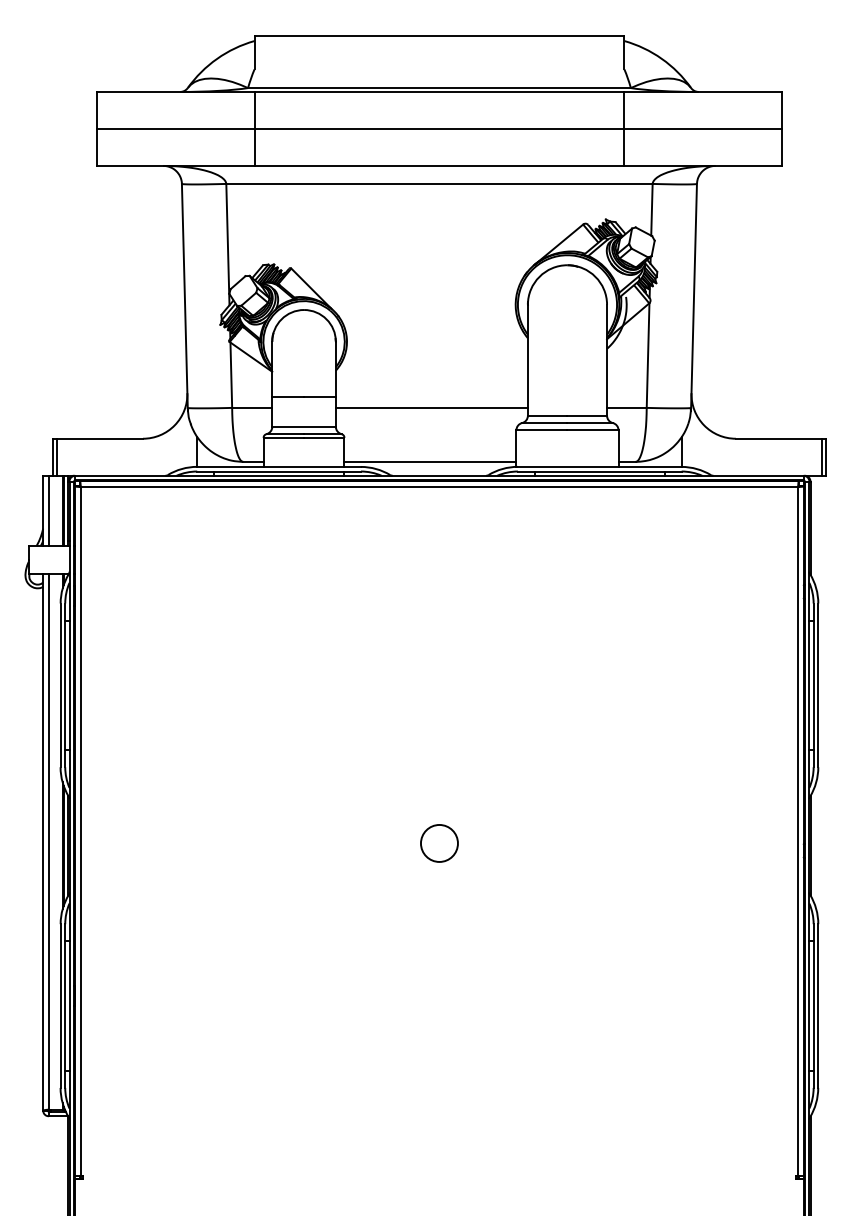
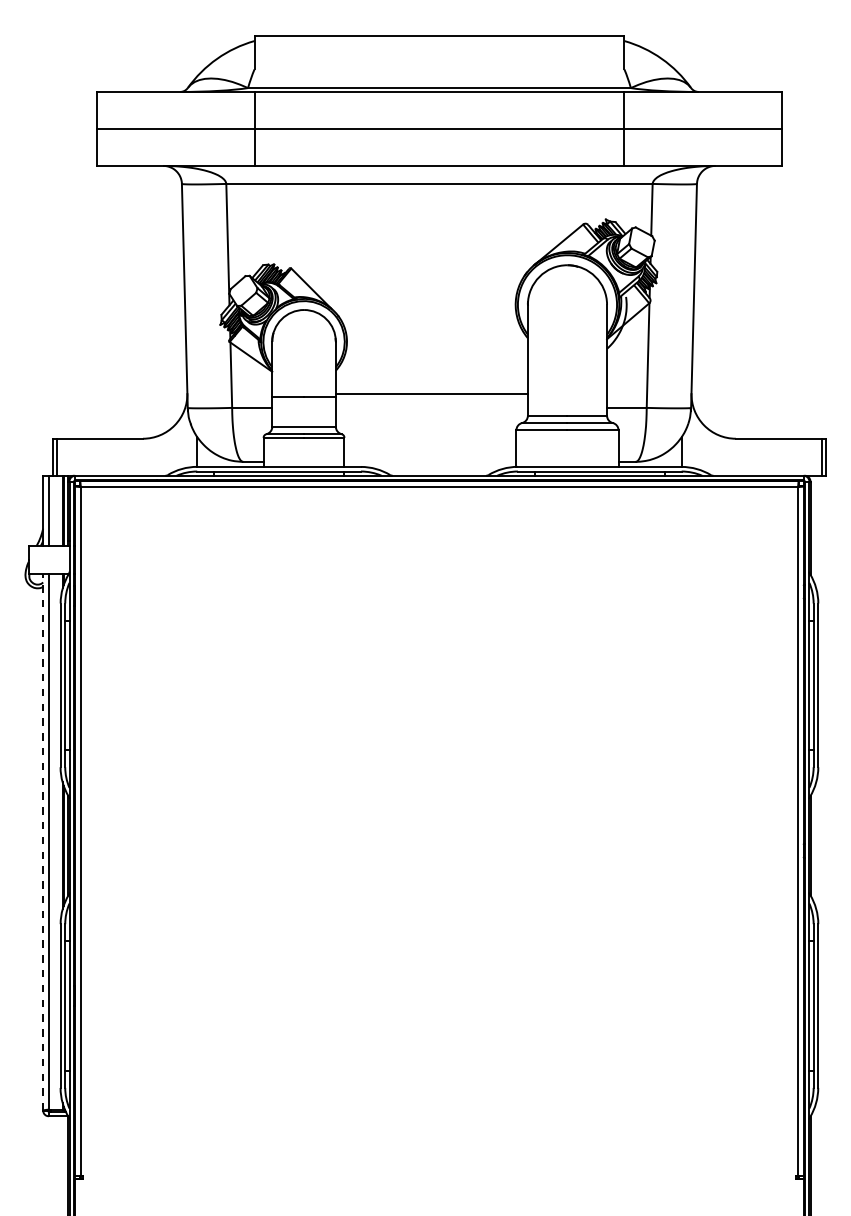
line position: (431, 407) -> (431, 393) (431, 393)
line: present -> none (430, 461)
line: solid -> dashed (43, 841)
circle: present -> none (439, 843)
